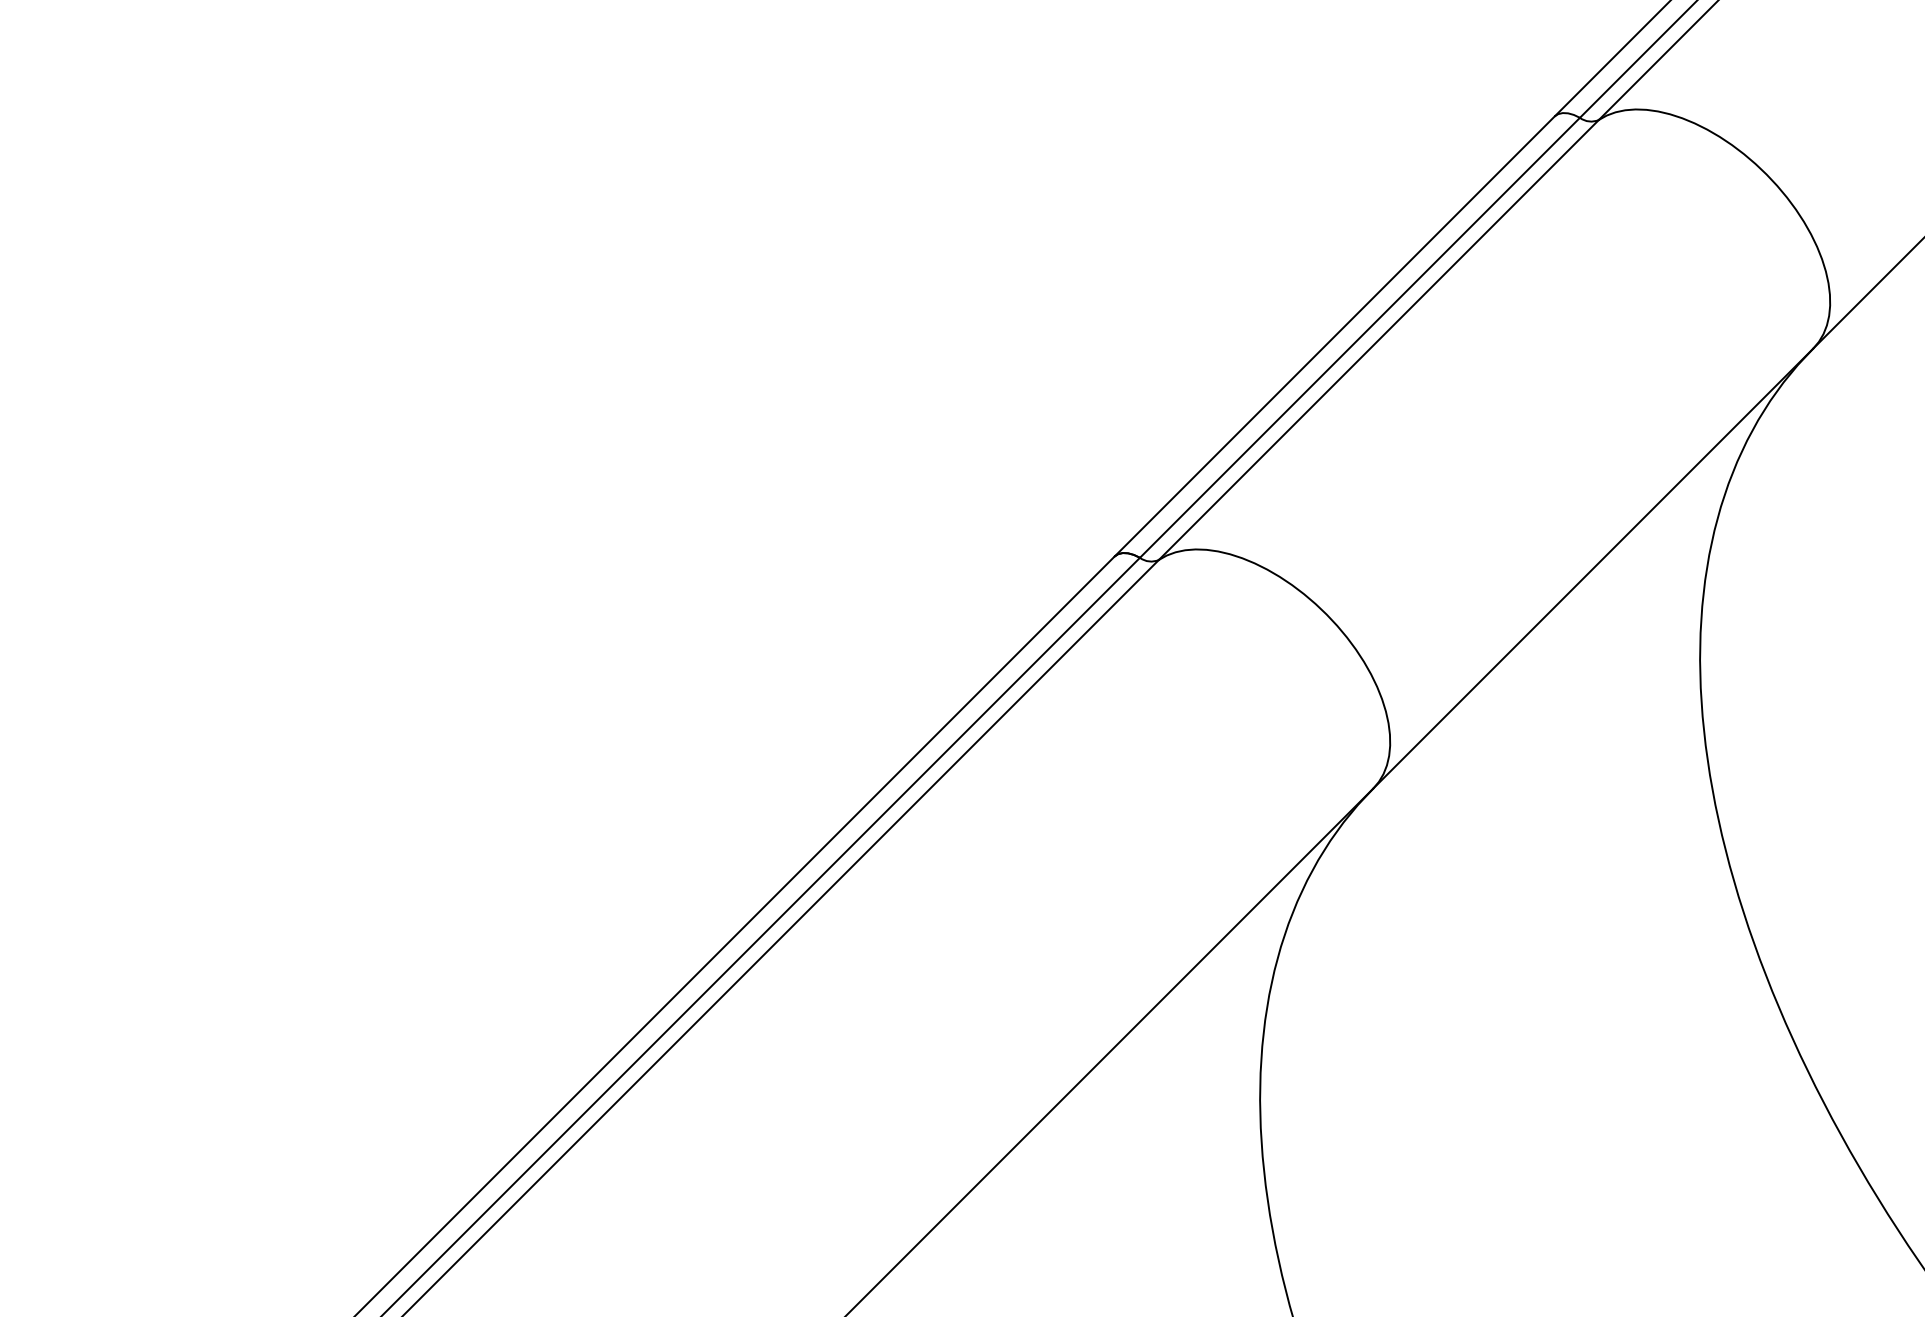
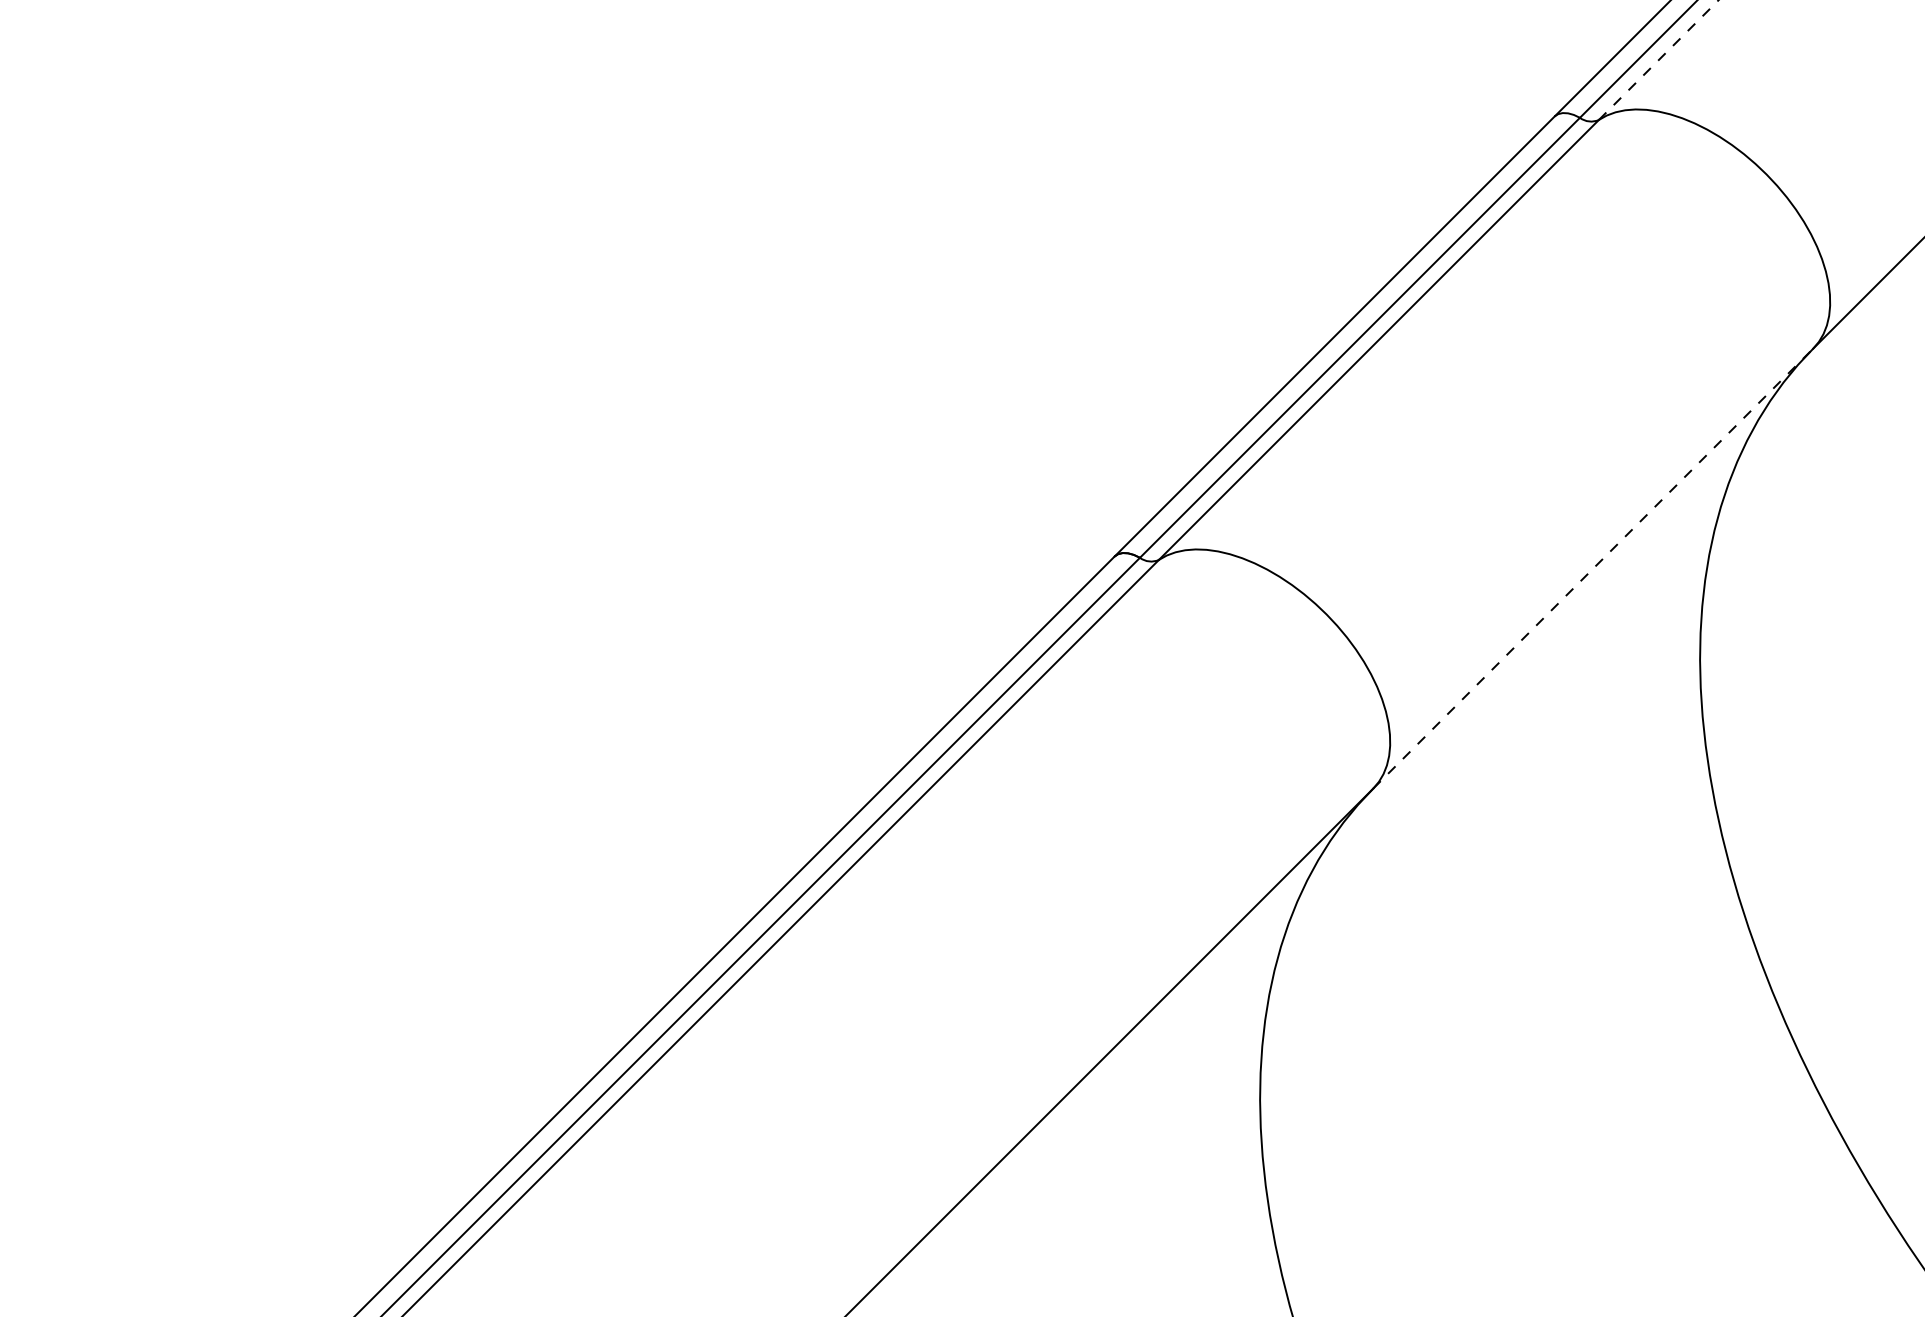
line: solid -> dashed (1658, 59)
line: solid -> dashed (1593, 568)
